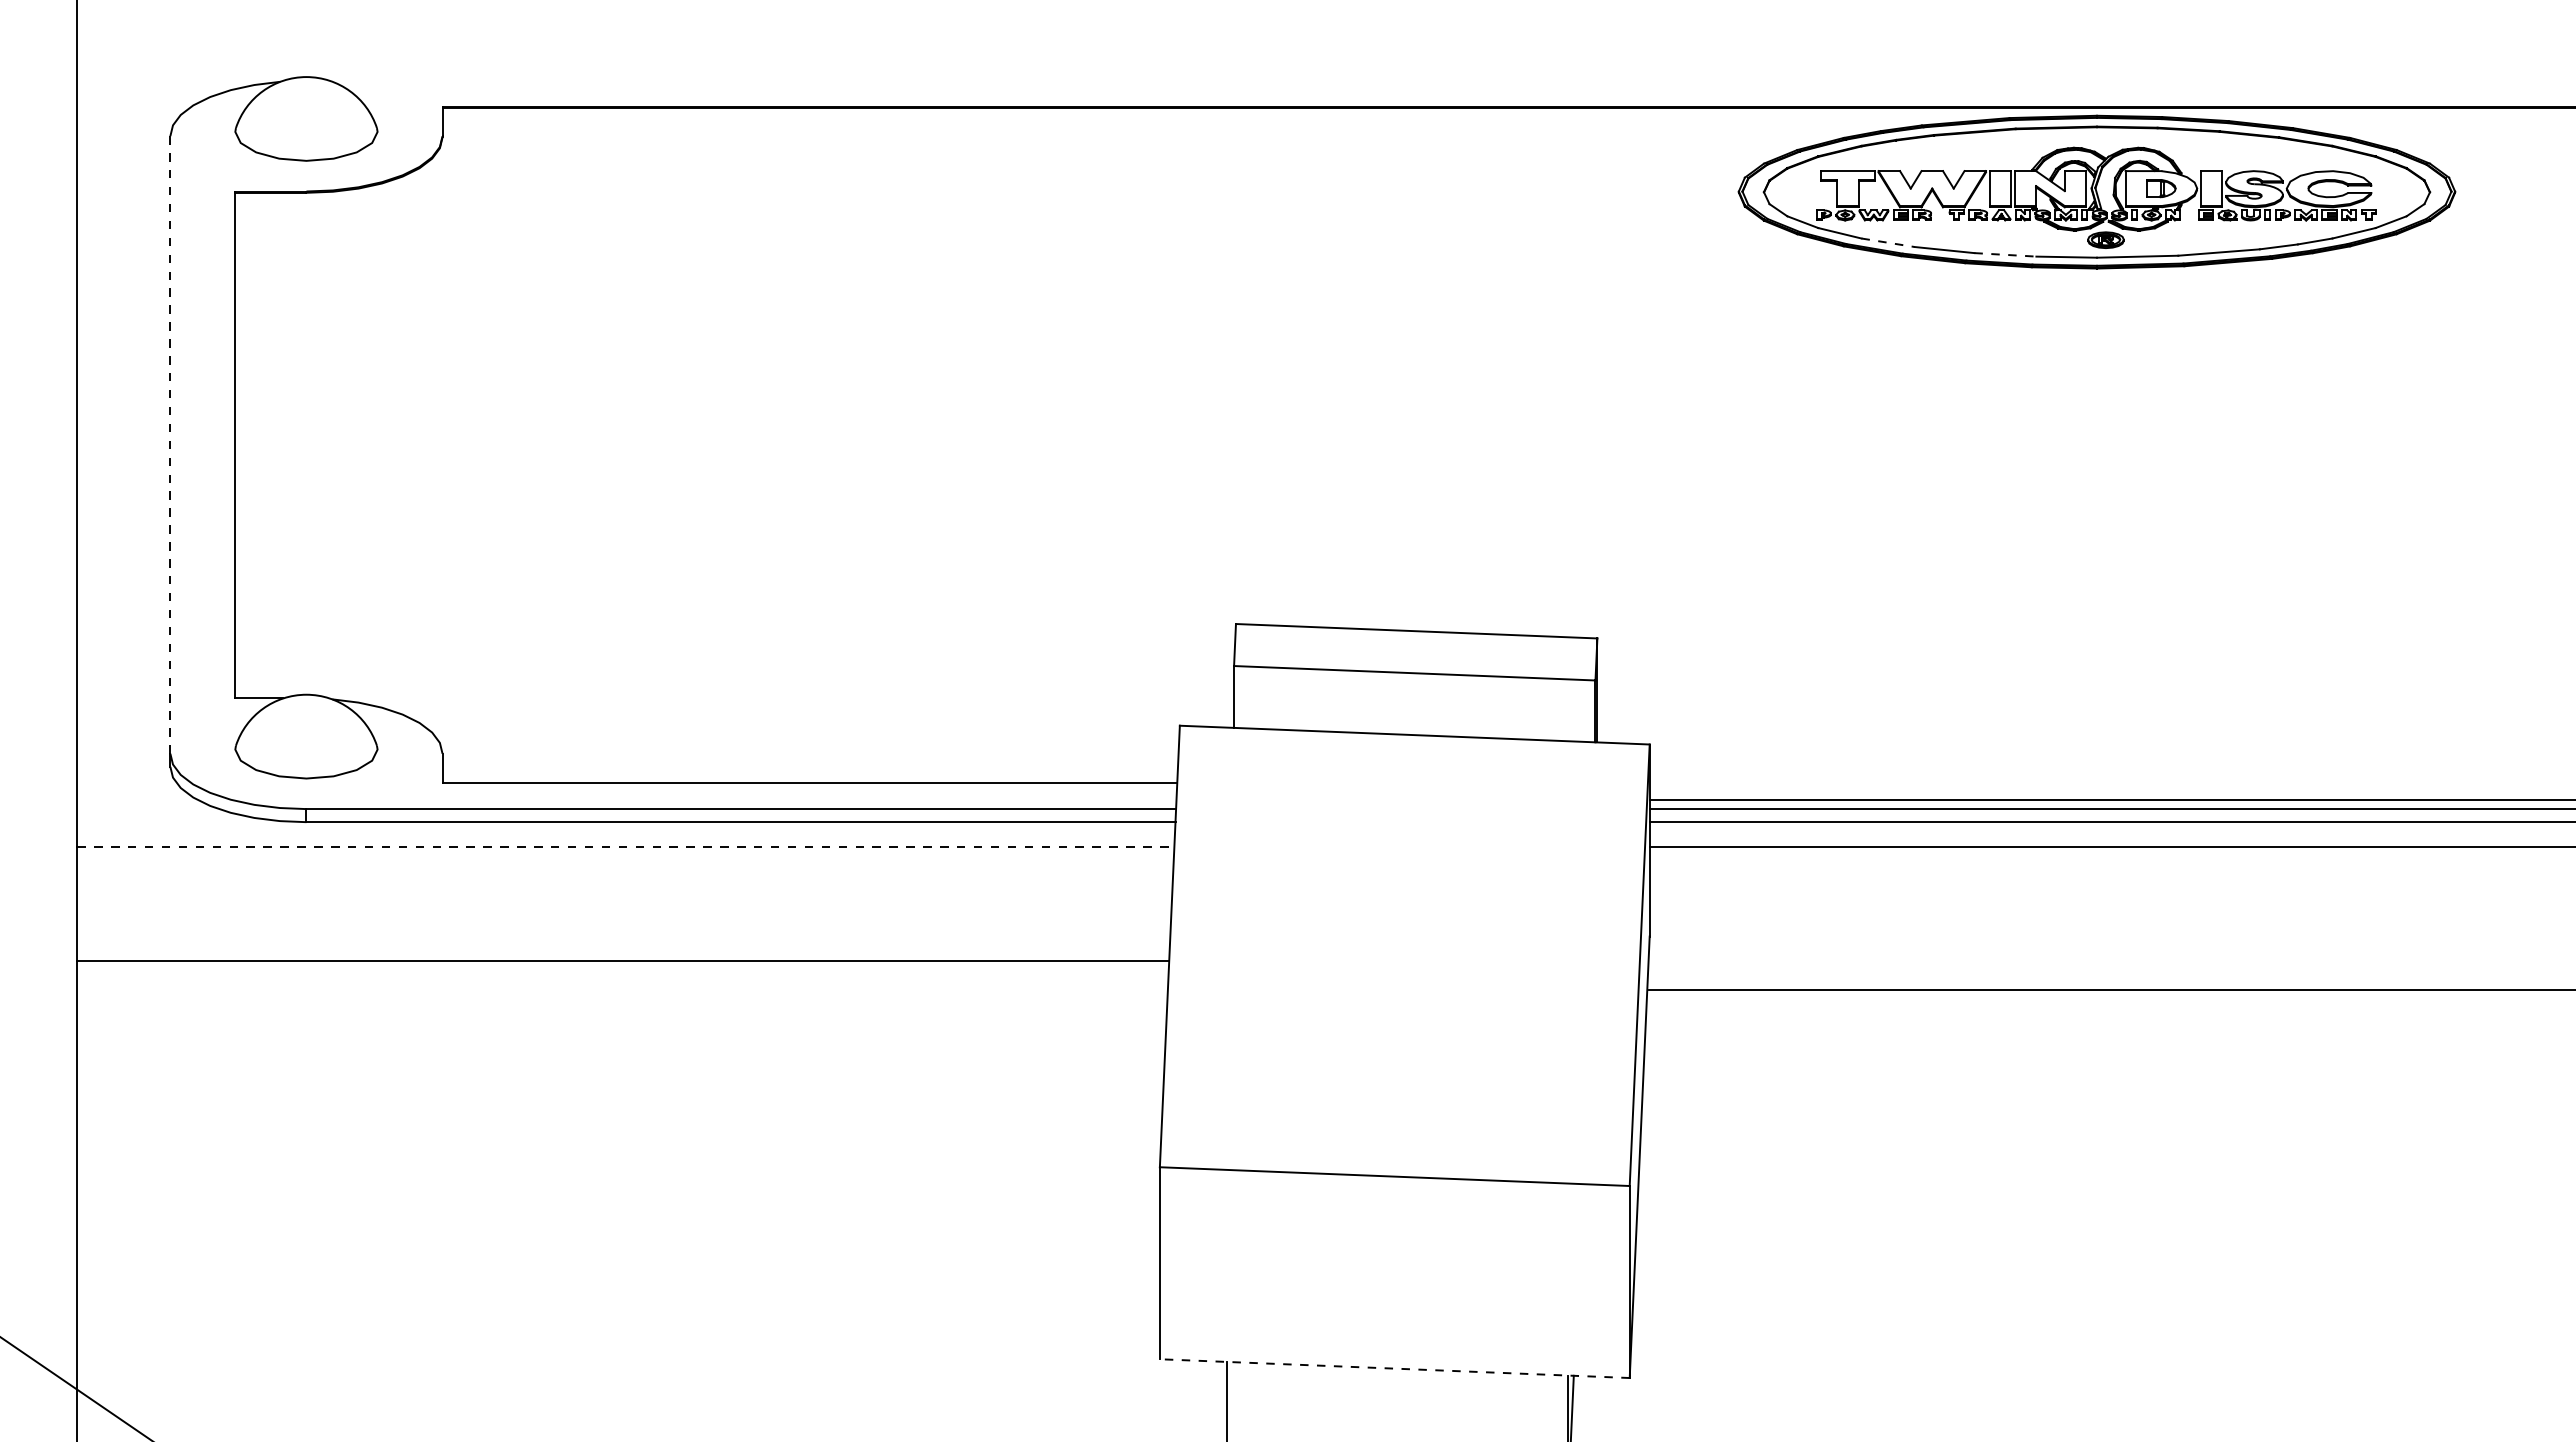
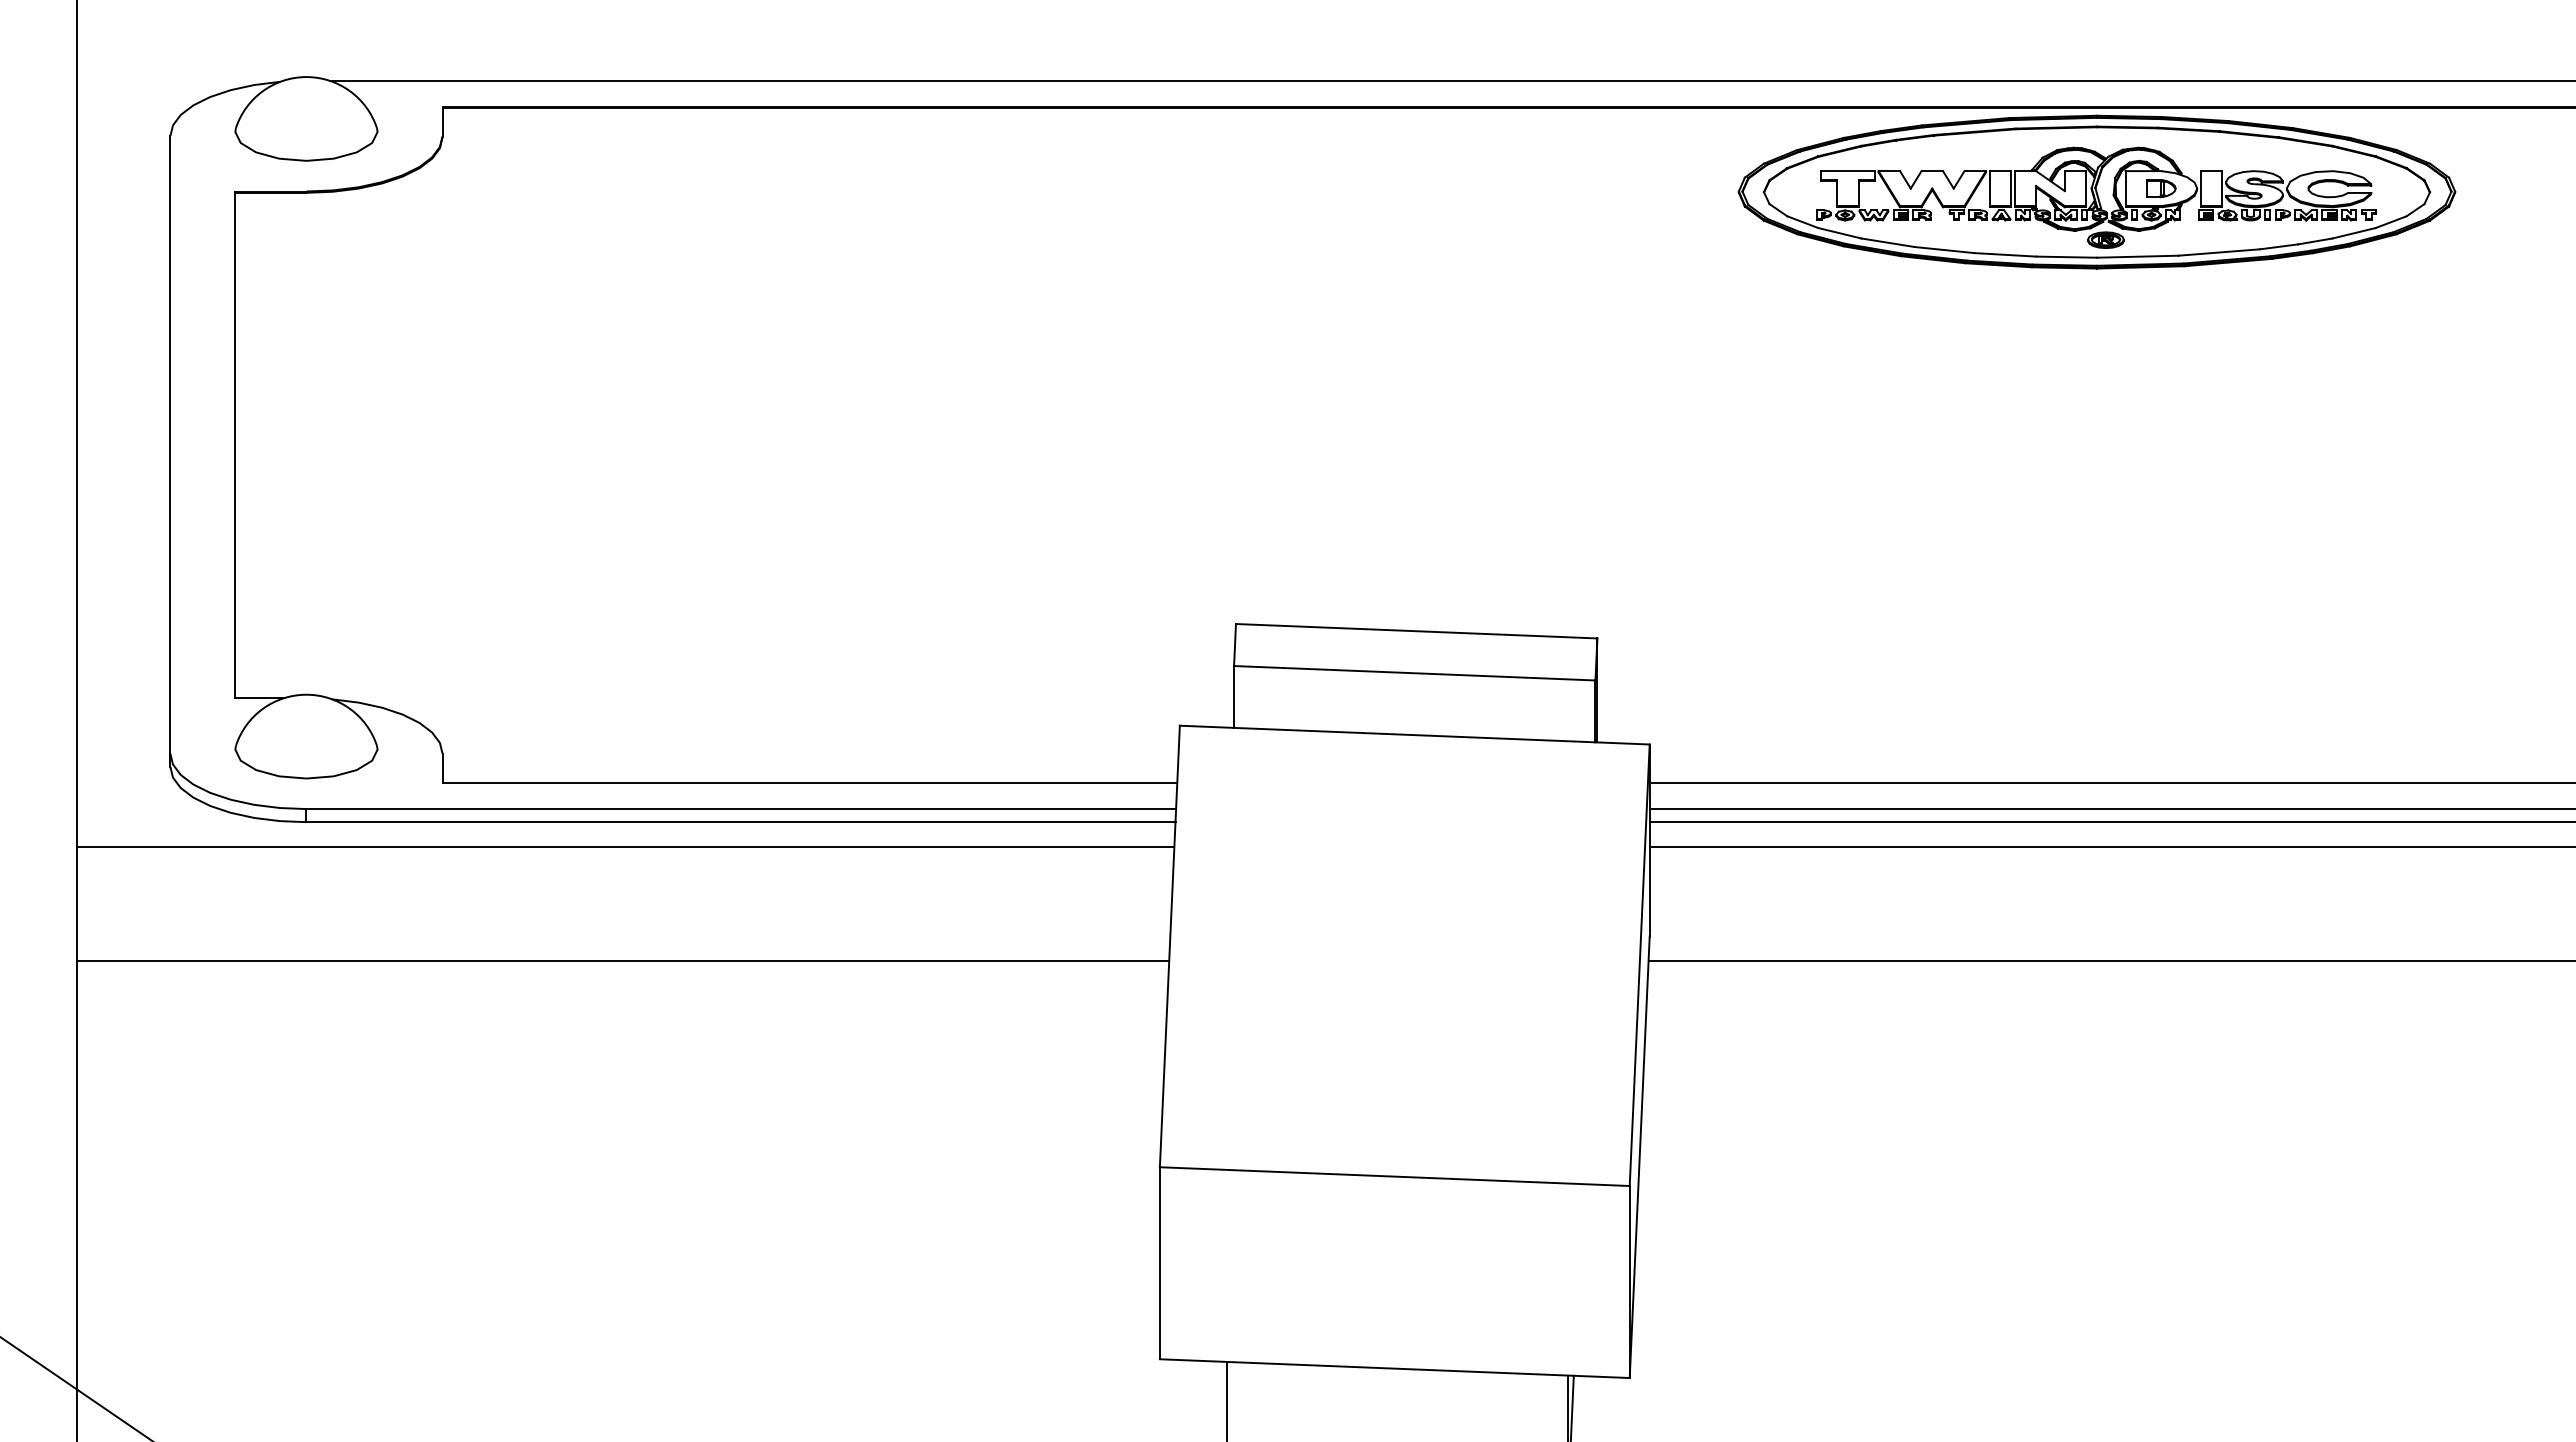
line: none -> present (1450, 80)
line: dashed -> solid (1888, 242)
line: dashed -> solid (2005, 254)
line: dashed -> solid (170, 444)
line position: (2110, 799) -> (2110, 782) (2110, 782)
line: dashed -> solid (625, 847)
line position: (2110, 989) -> (2110, 960) (2110, 960)
line: dashed -> solid (1394, 1368)
